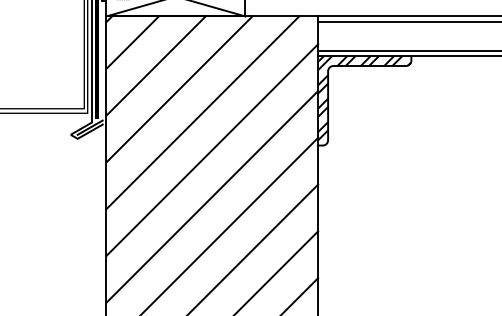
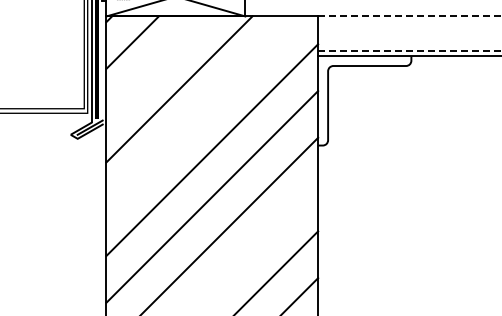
line: solid -> dashed (410, 16)
line: present -> none (408, 21)
line: solid -> dashed (410, 50)
line: present -> none (155, 65)
hatch: present -> none (364, 98)
line: present -> none (202, 112)
line: present -> none (254, 248)
